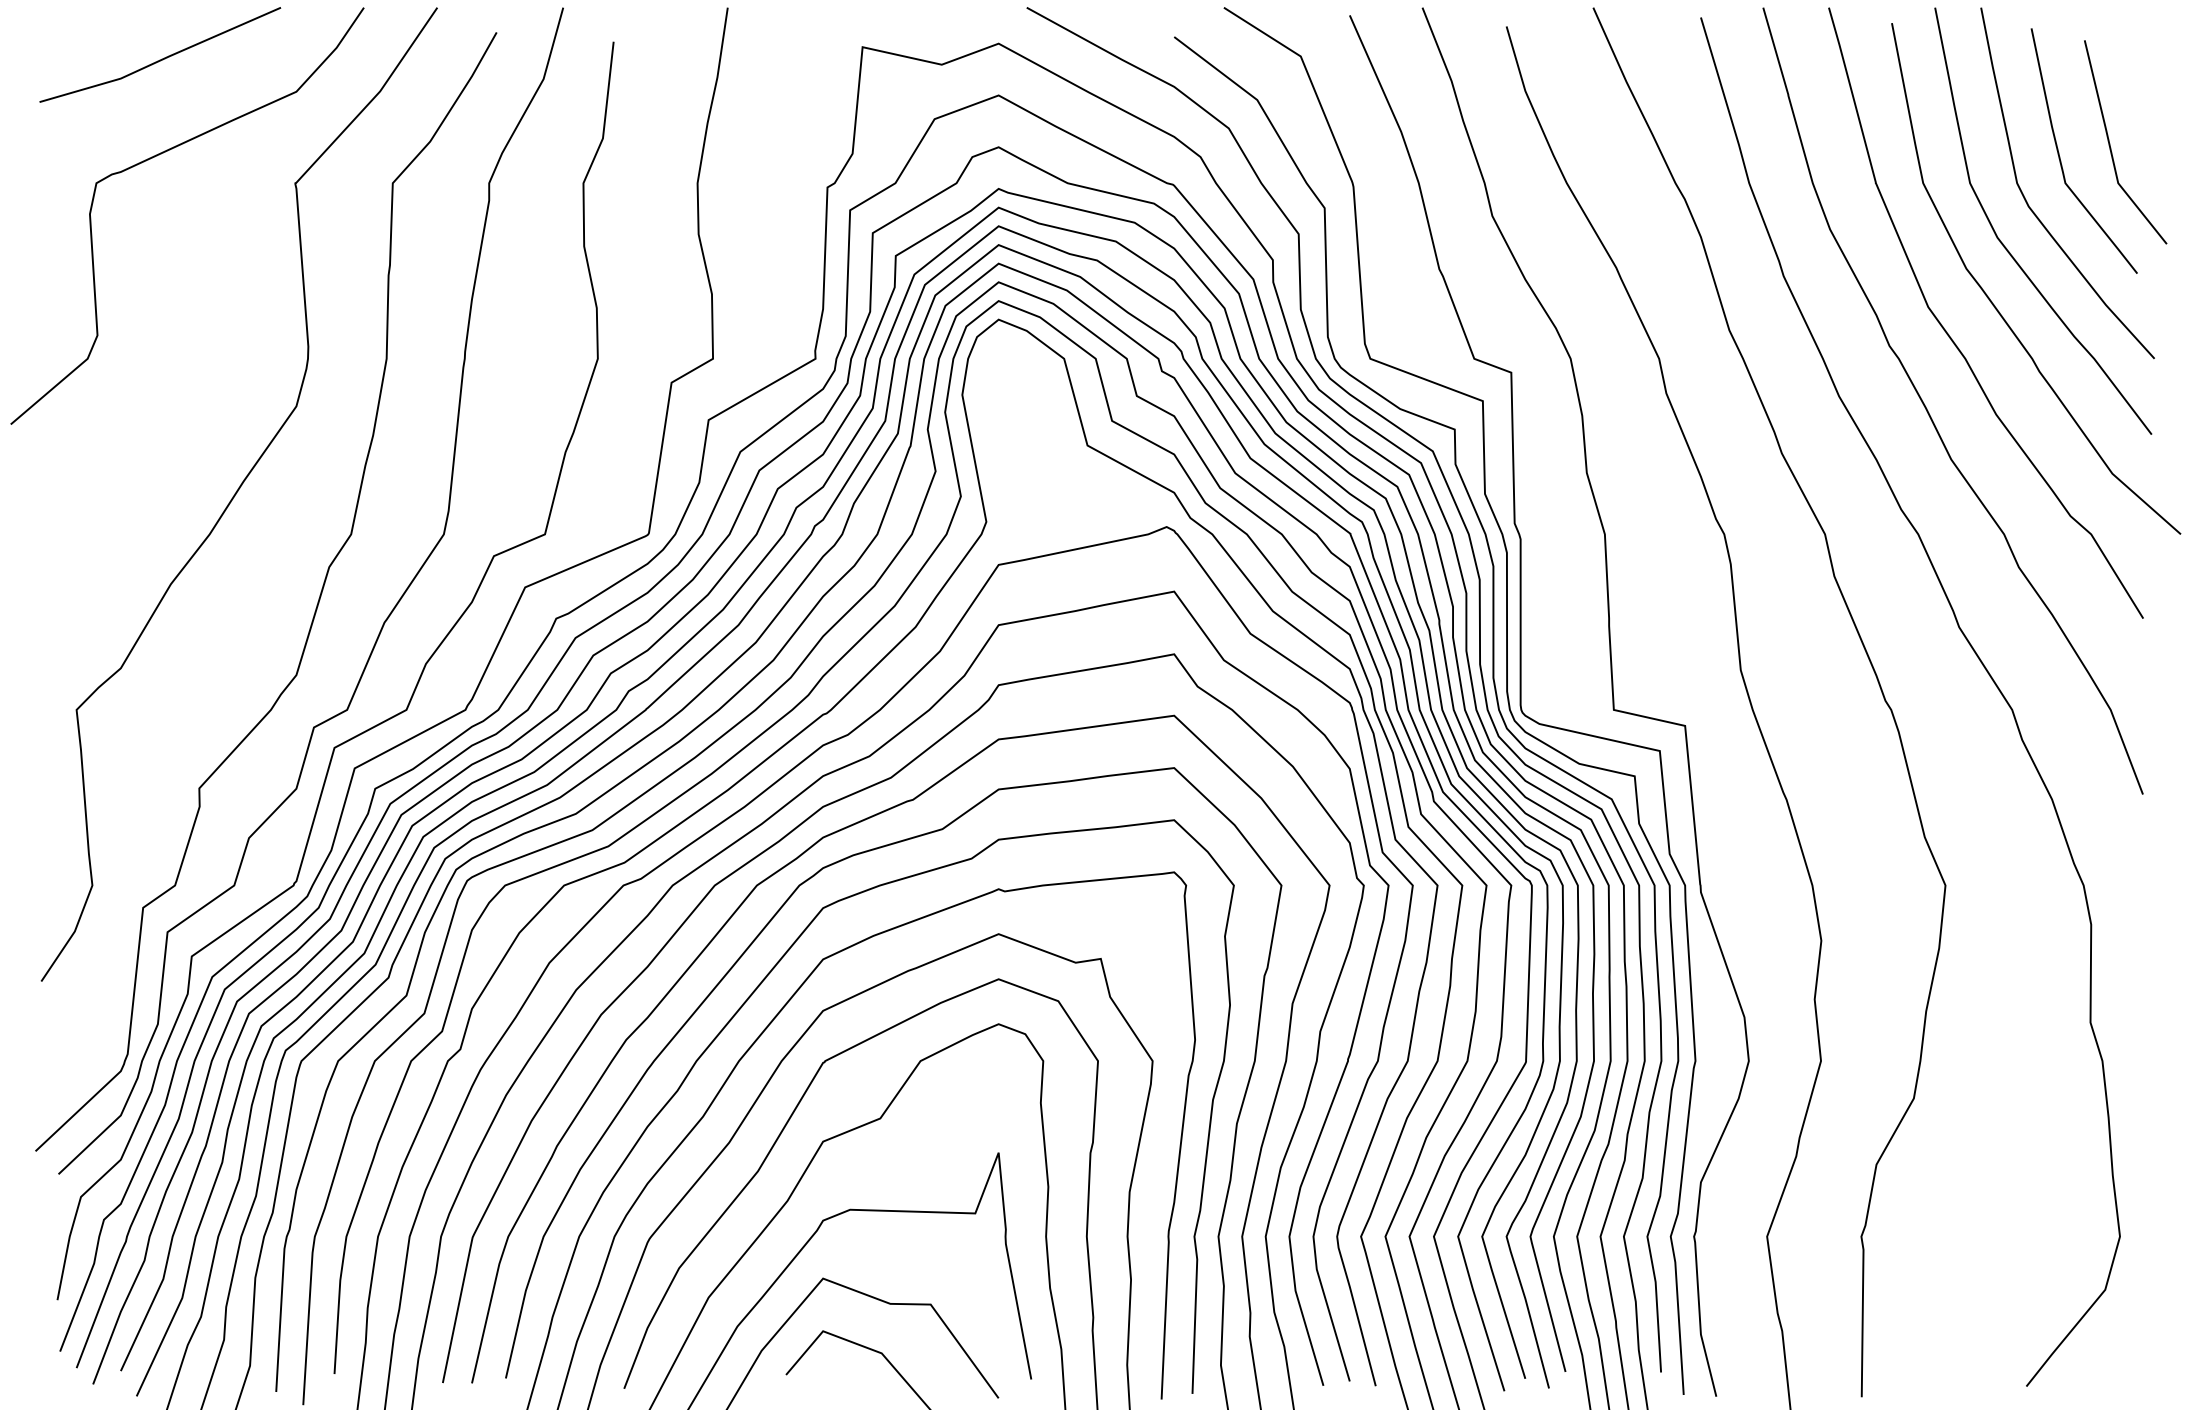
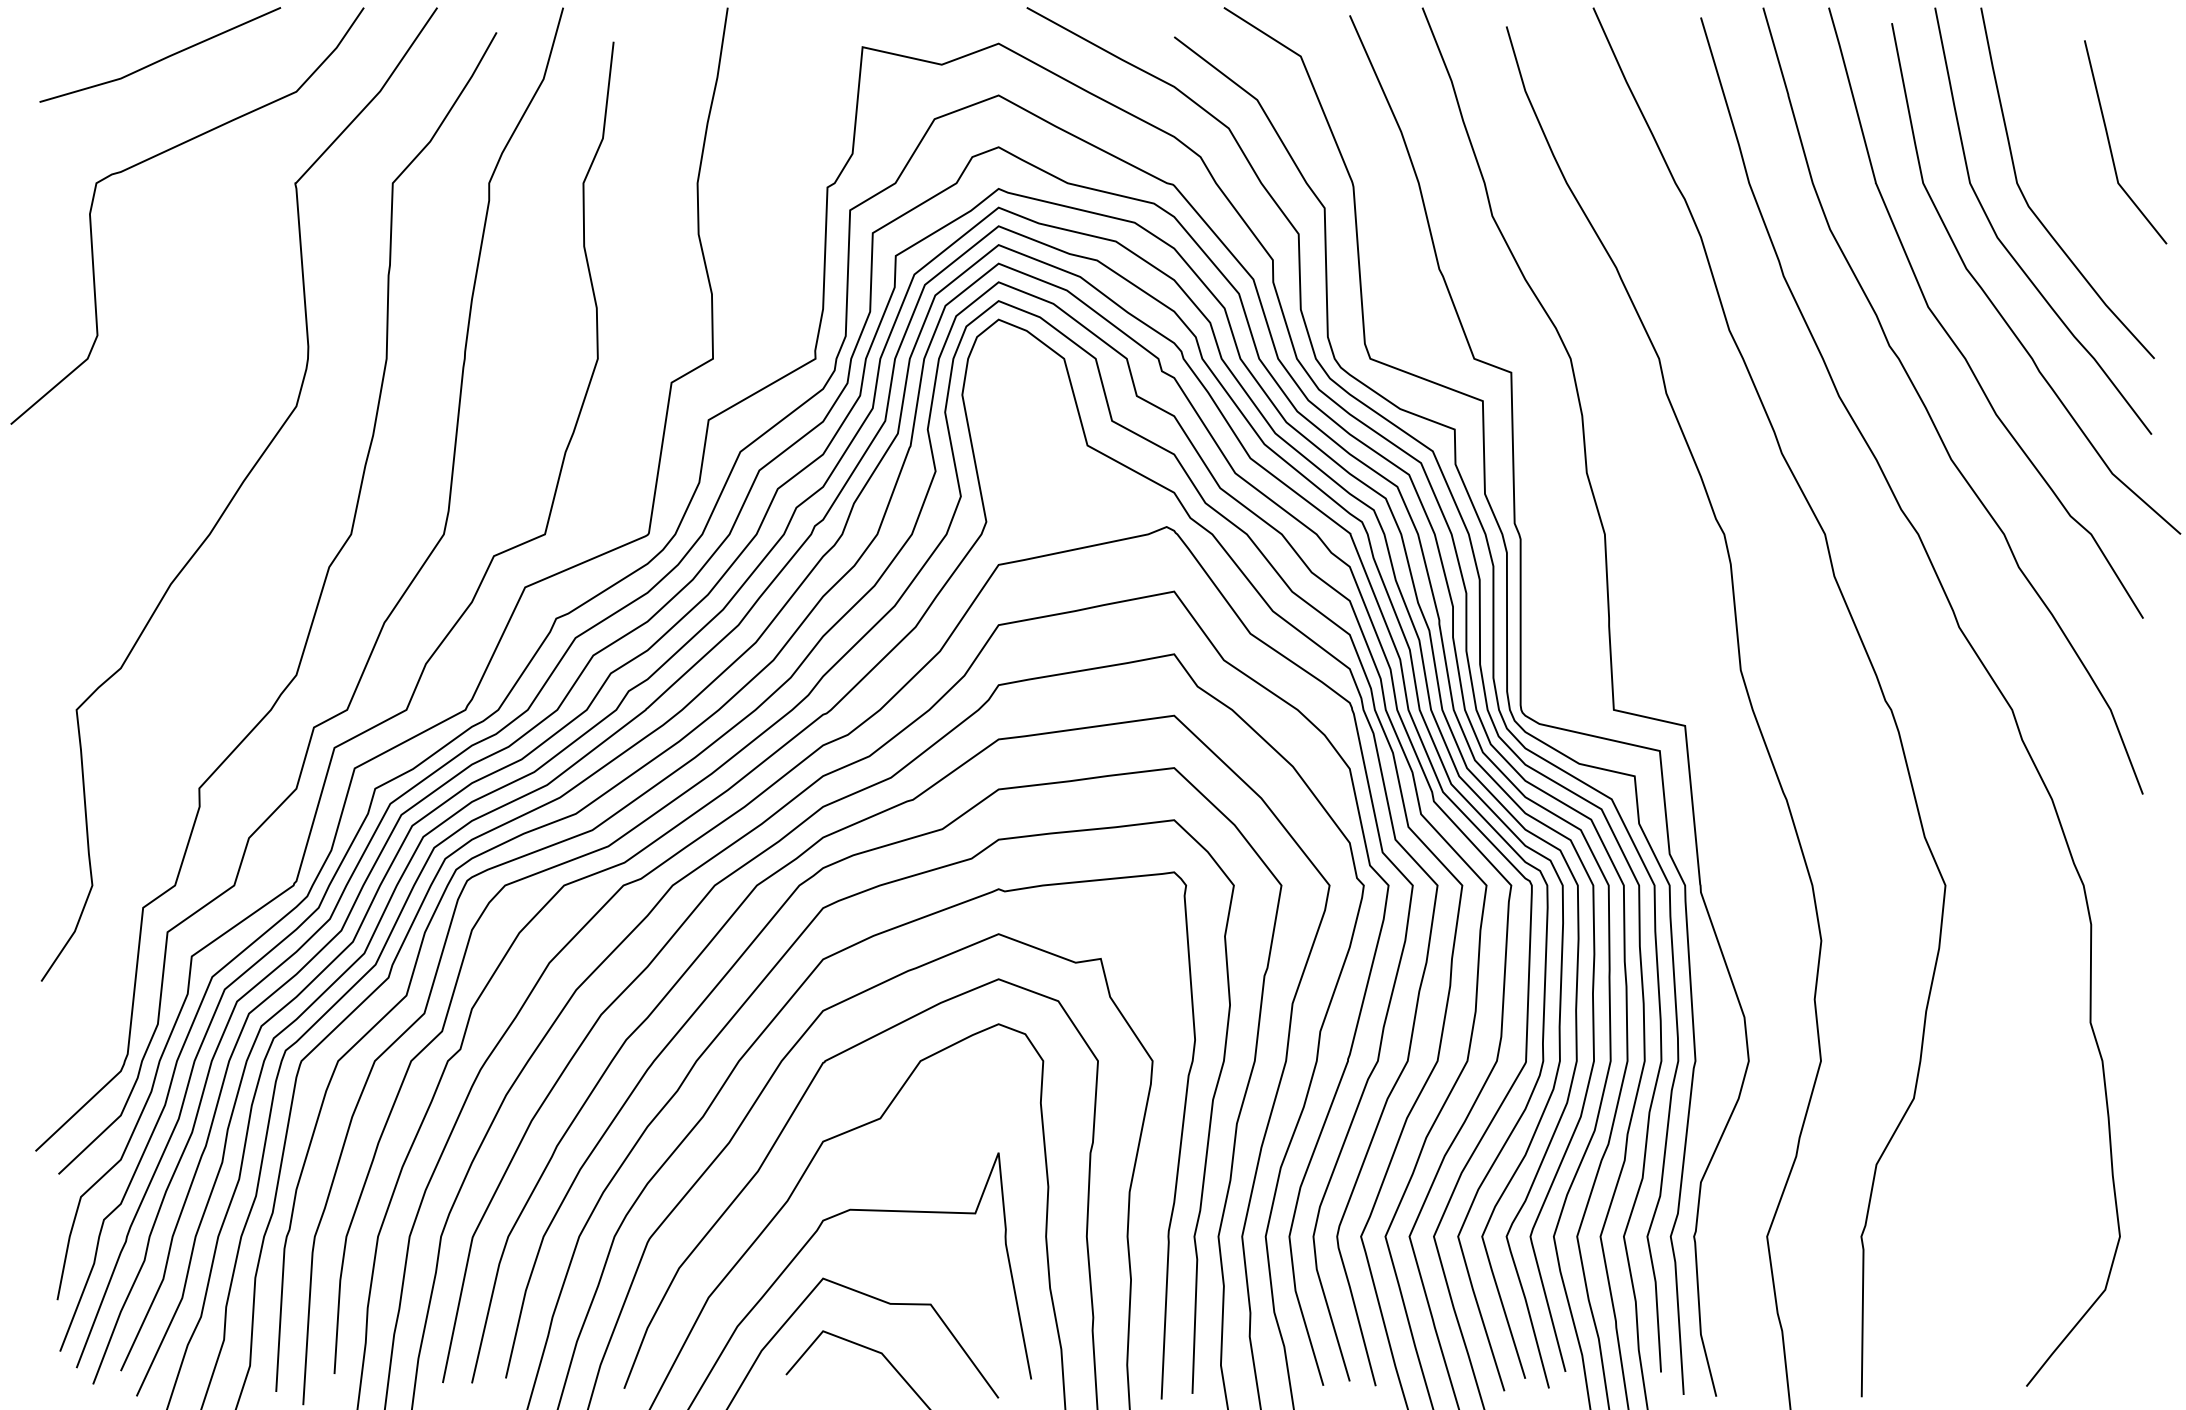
curve: present -> none (2060, 156)
